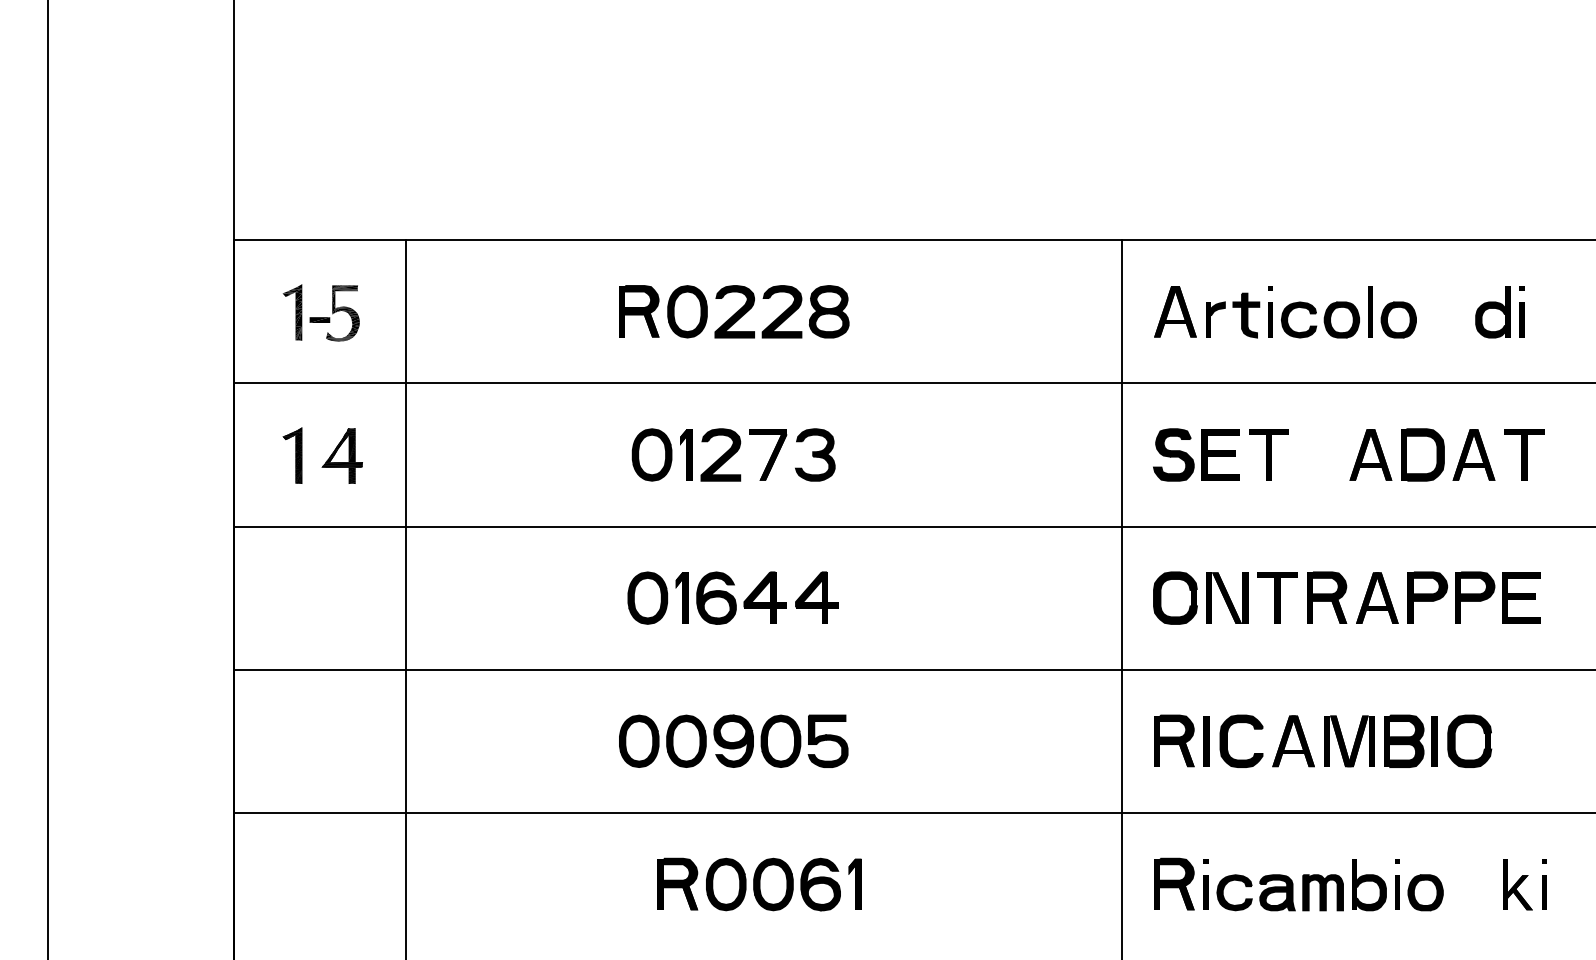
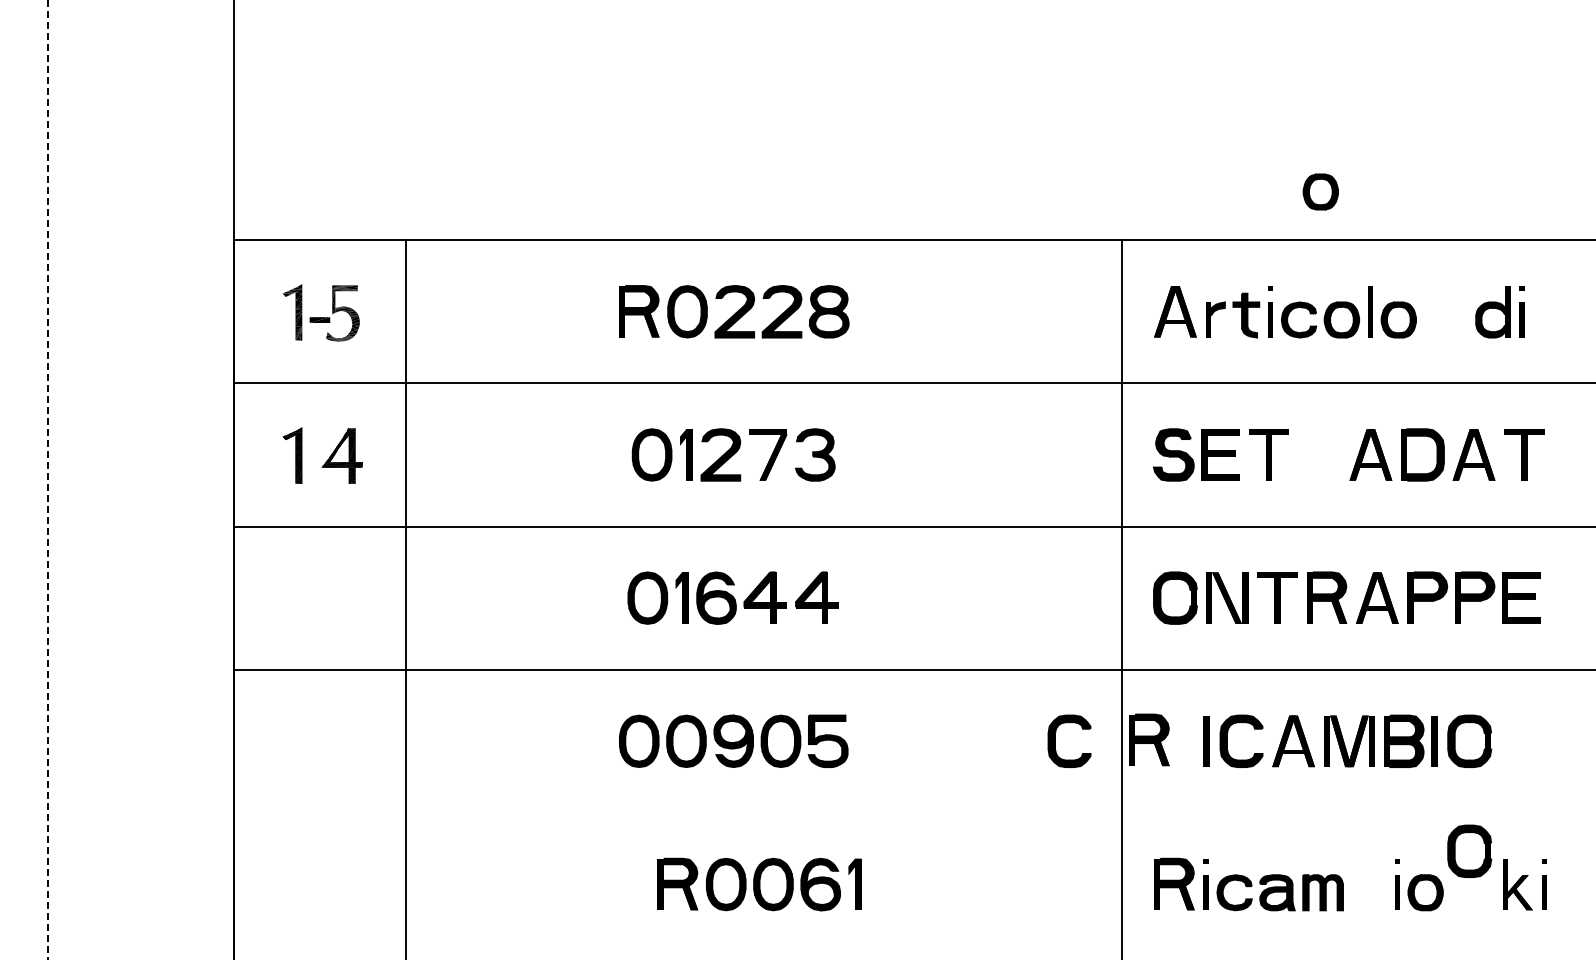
part: none -> present (1320, 191)
line: solid -> dashed (47, 479)
part: none -> present (1055, 740)
part position: (1174, 740) -> (1149, 739) (1149, 739)
line: present -> none (913, 812)
part: none -> present (1469, 850)
part: present -> none (1369, 885)
